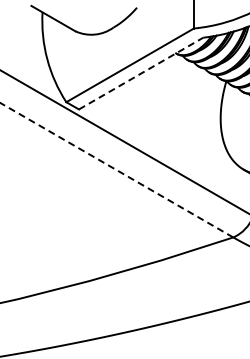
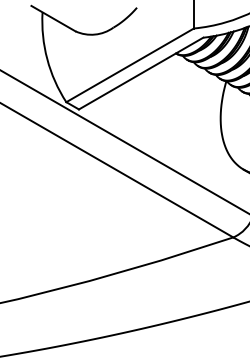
line: dashed -> solid (141, 73)
line: dashed -> solid (116, 170)
